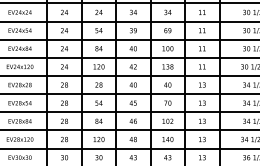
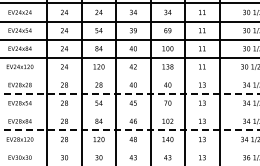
line: present -> none (129, 75)
line: solid -> dashed (130, 94)
line: present -> none (129, 112)
line: solid -> dashed (130, 130)
line: present -> none (129, 148)
